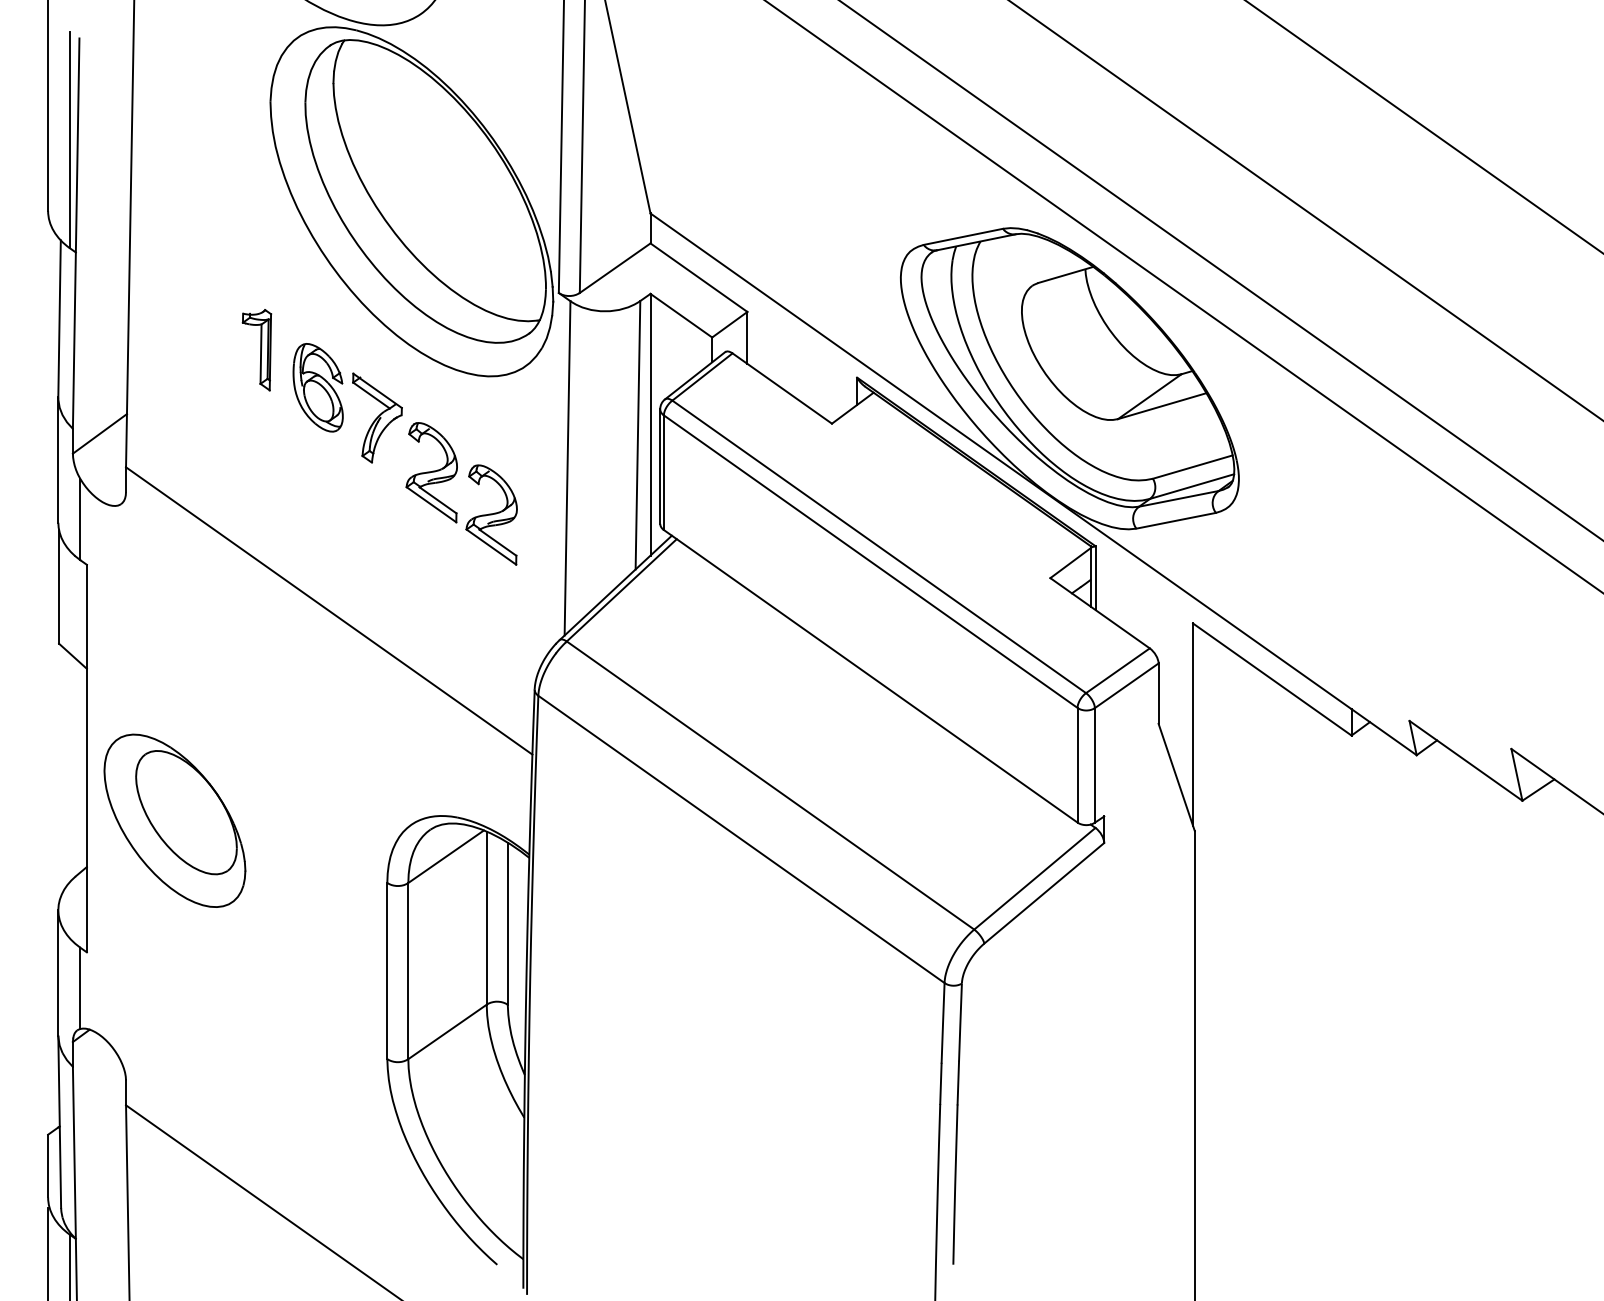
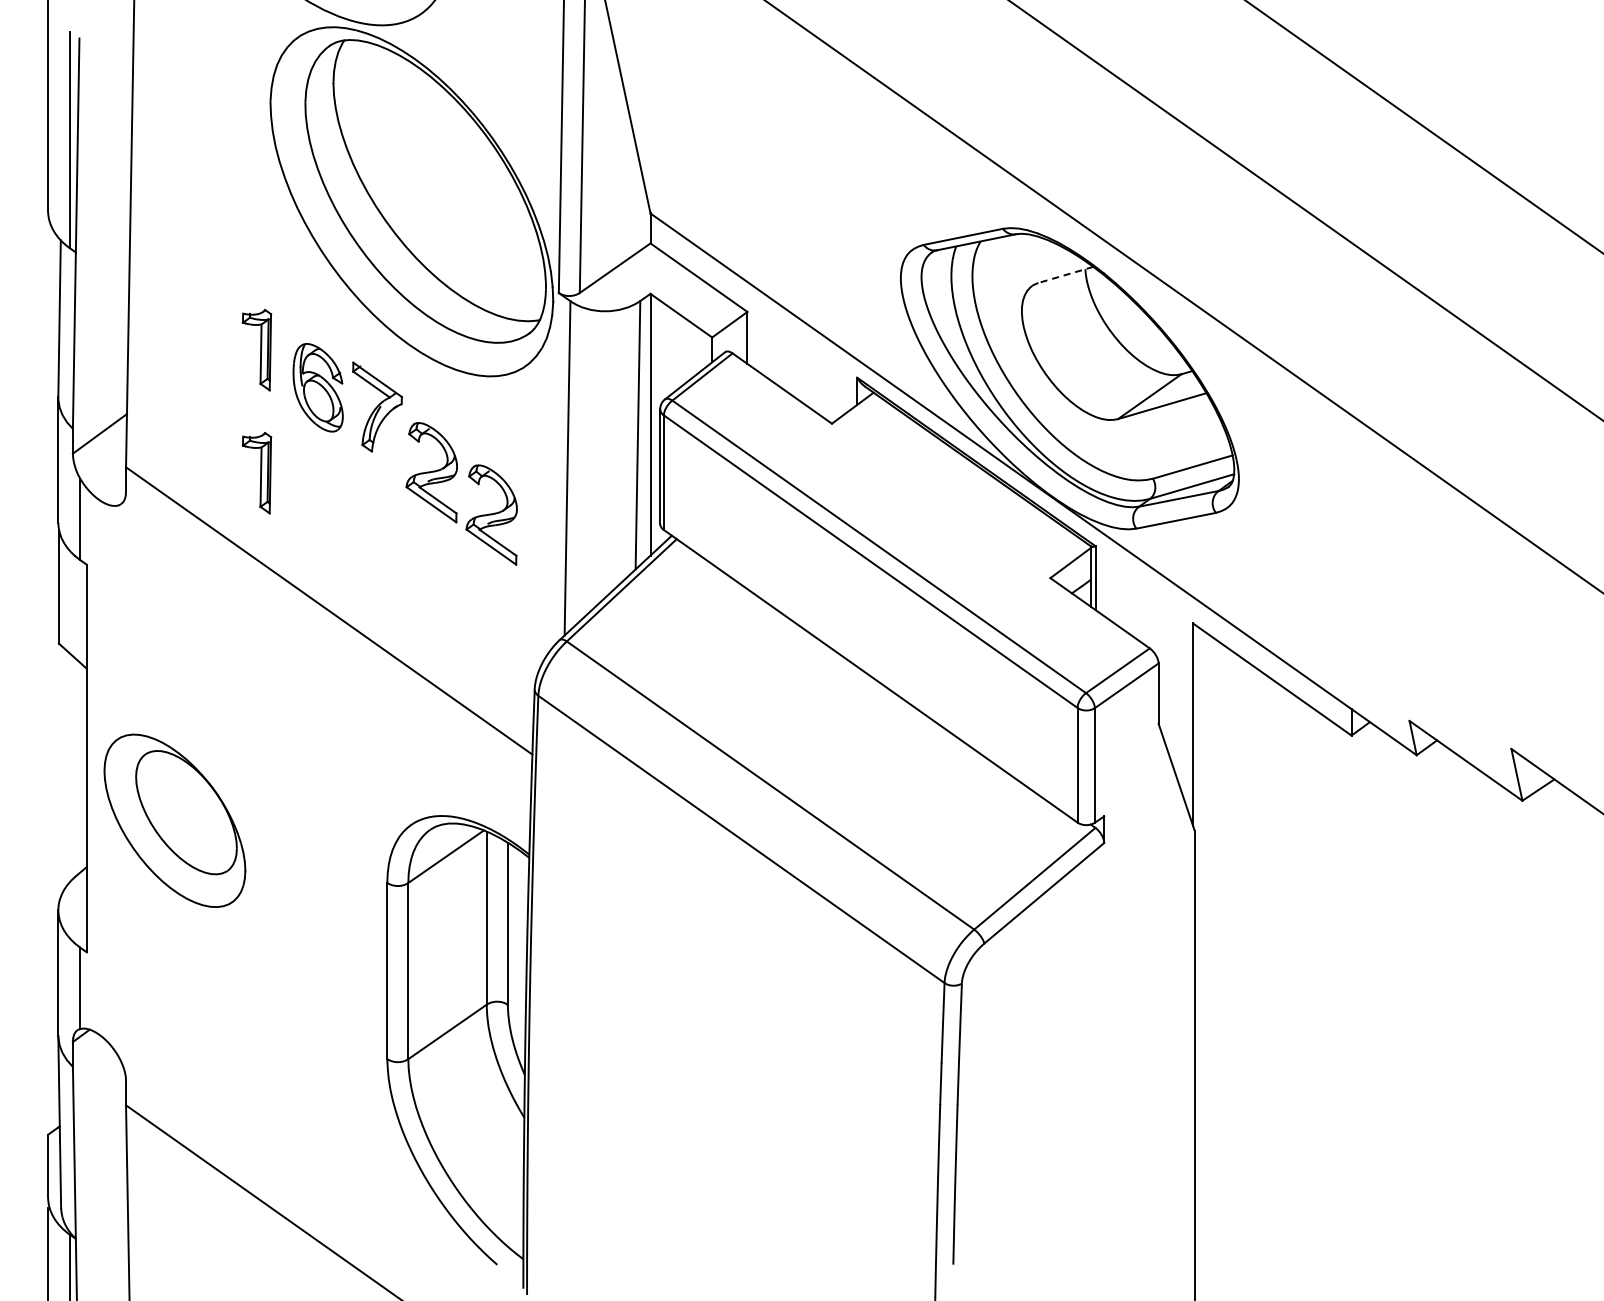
line: present -> none (1220, 270)
line: solid -> dashed (1065, 274)
part position: (377, 417) -> (377, 406) (377, 406)
part: none -> present (256, 473)
